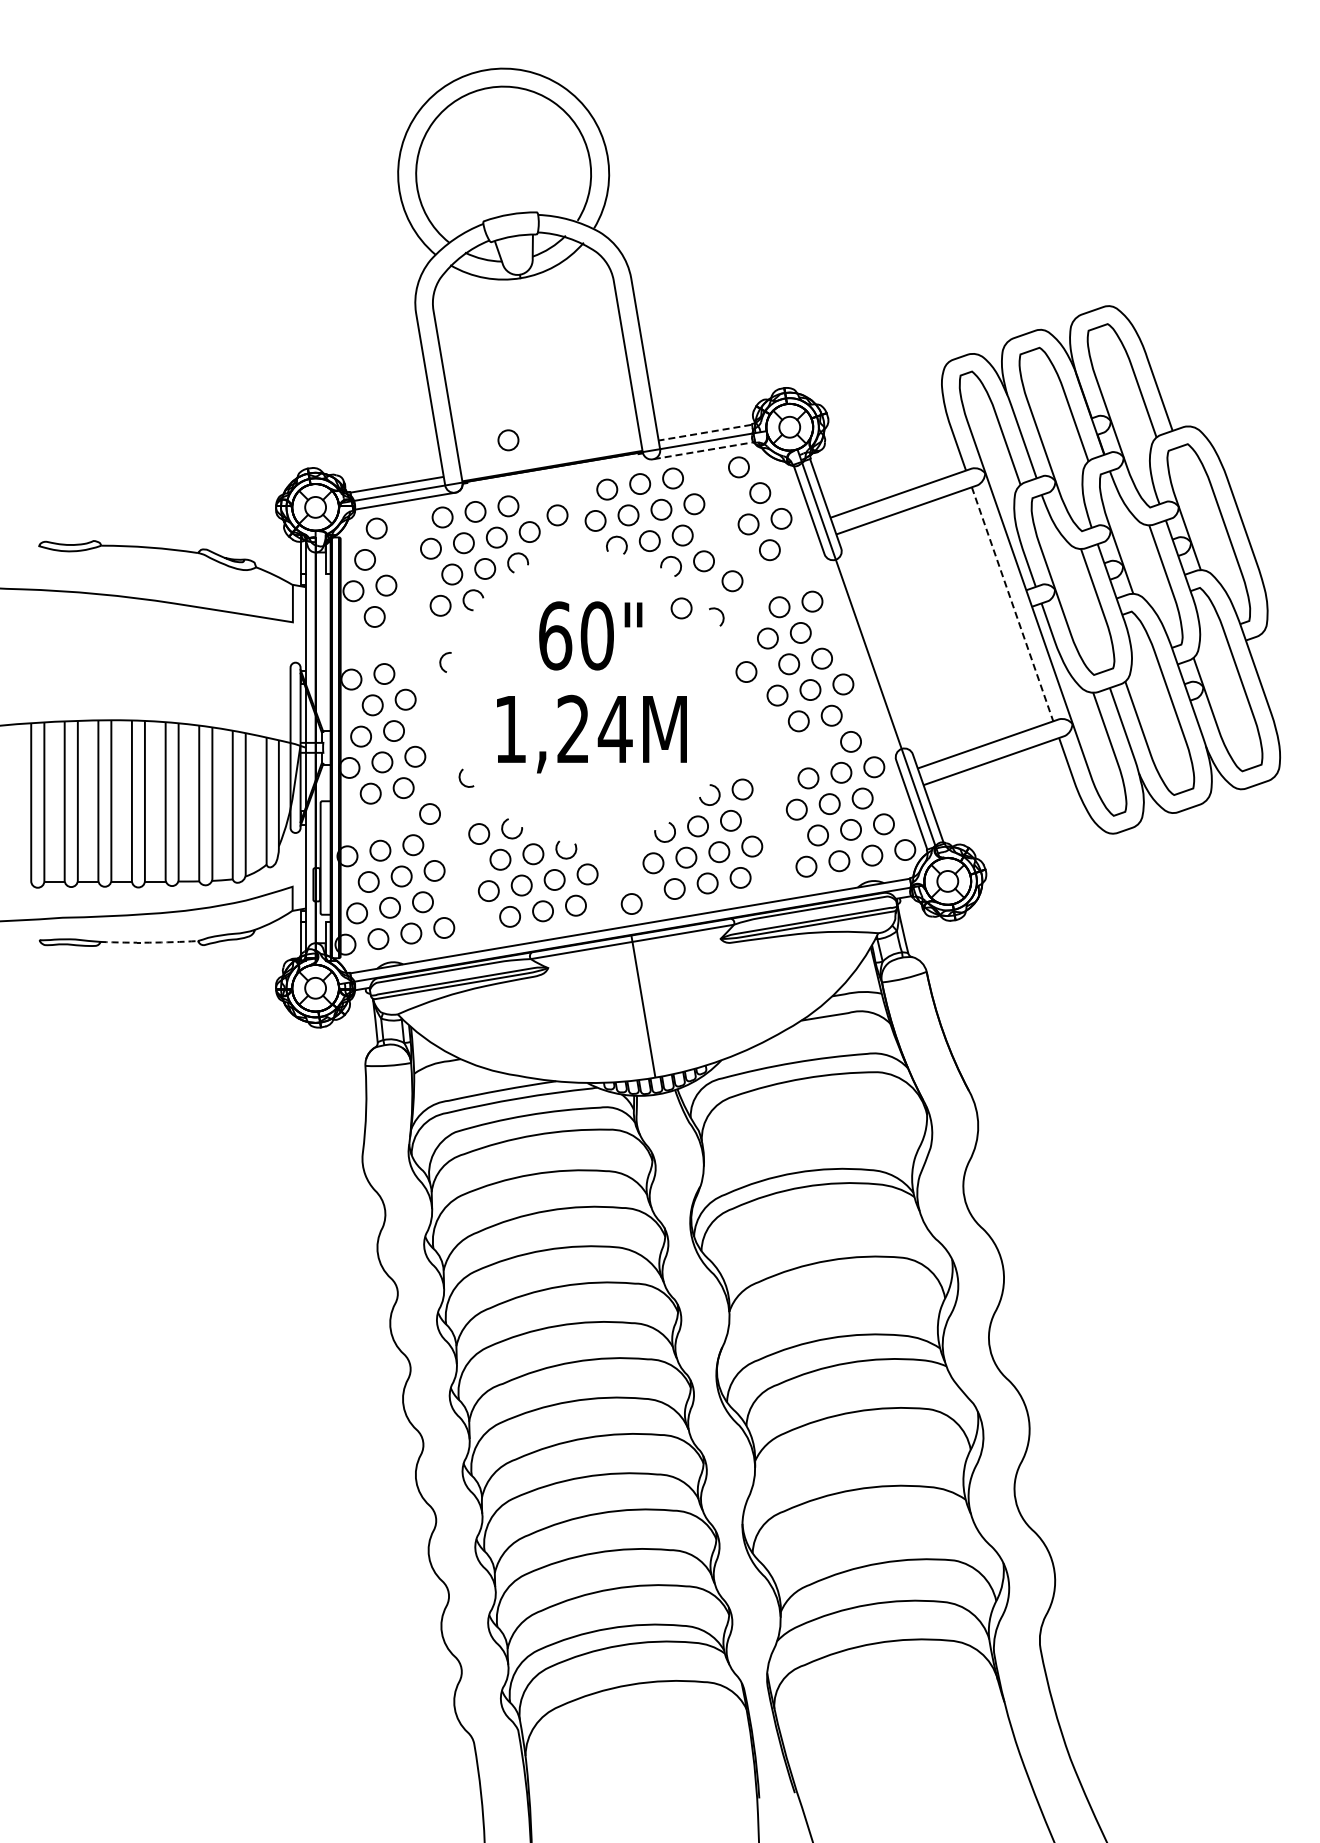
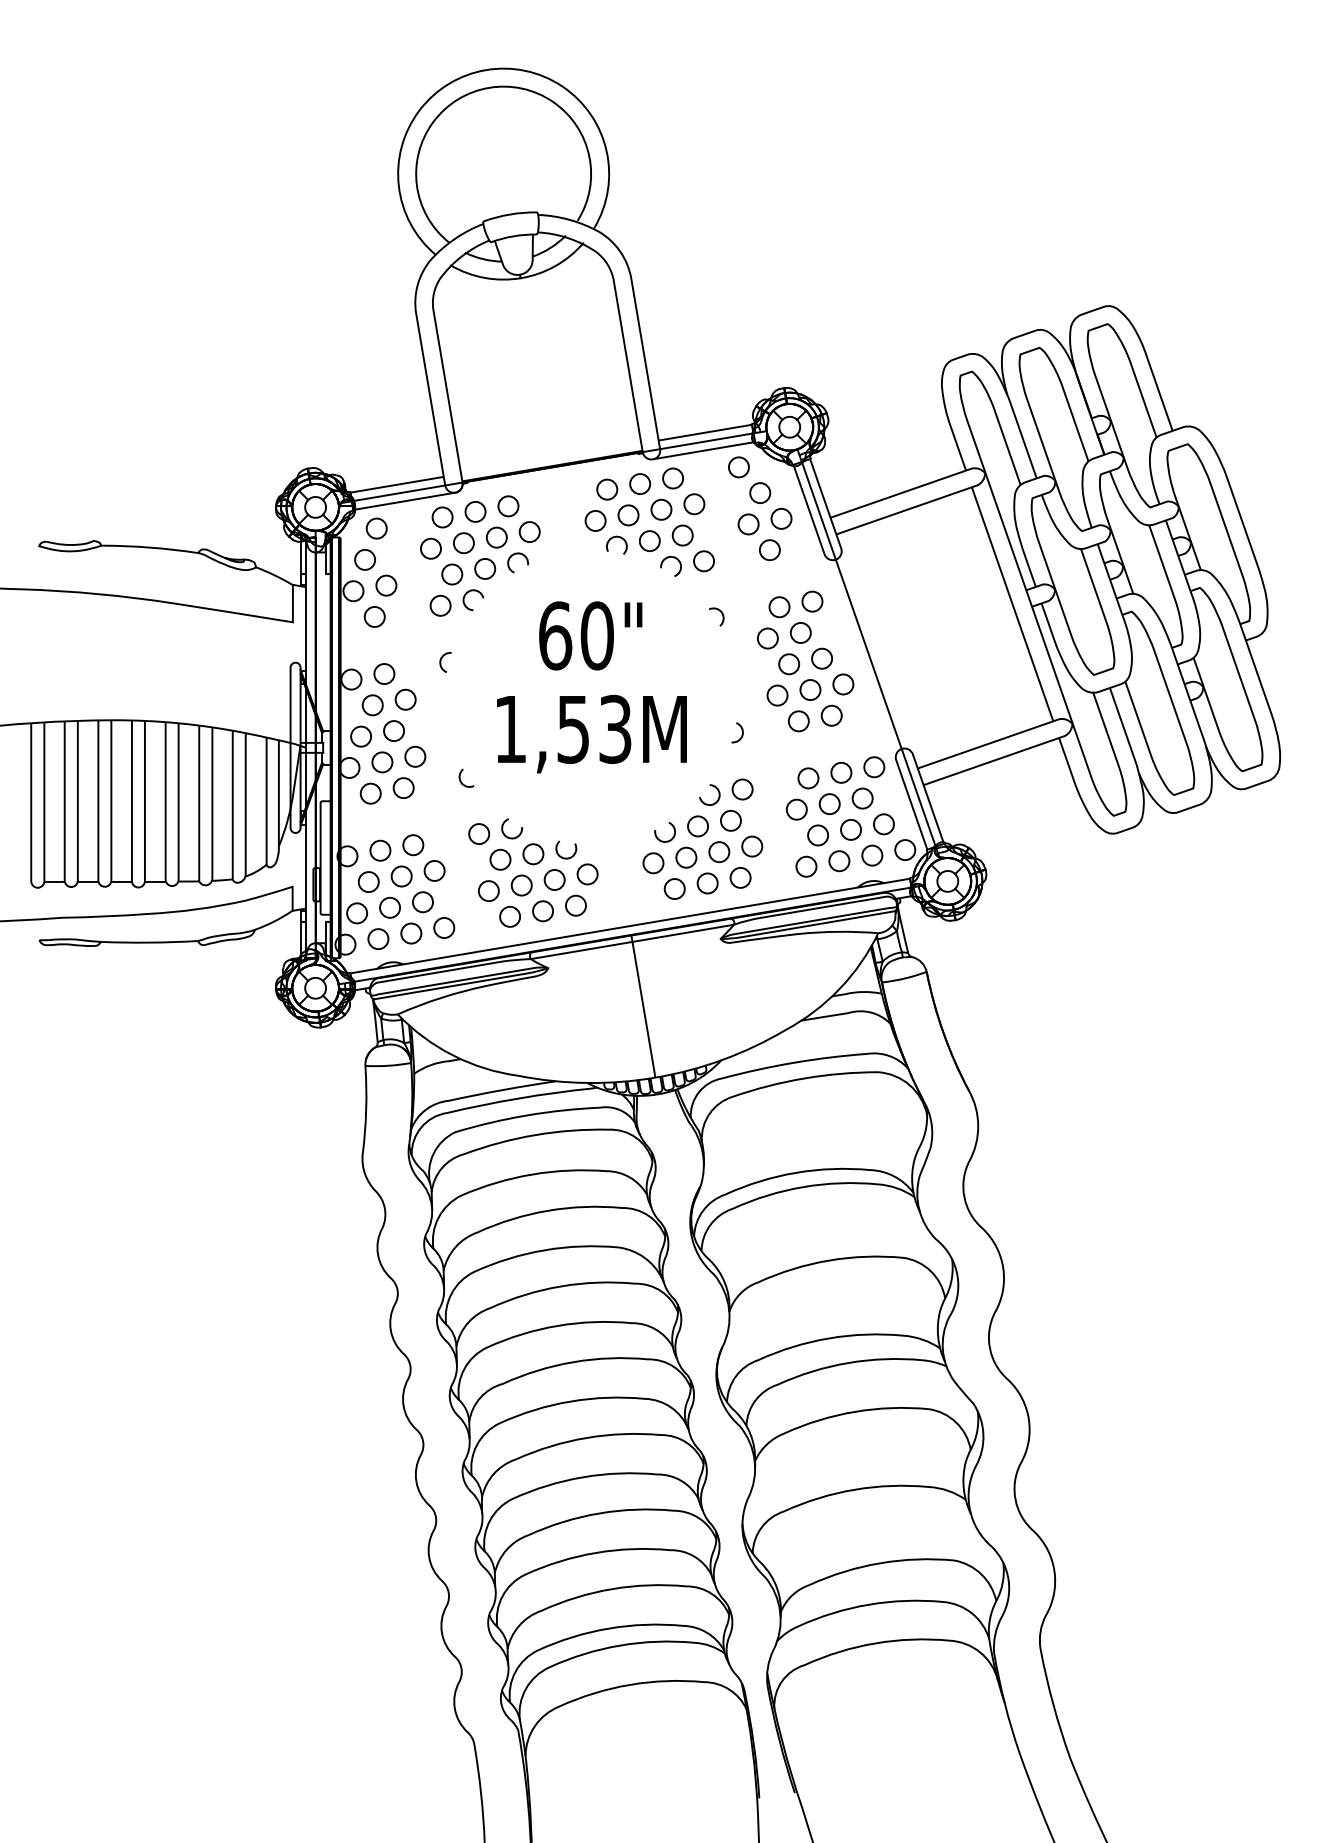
line: dashed -> solid (754, 437)
circle: present -> none (508, 440)
circle: present -> none (557, 515)
circle: present -> none (732, 581)
line: dashed -> solid (1012, 604)
circle: present -> none (681, 608)
circle: present -> none (746, 671)
text: 1,24M -> 1,53M (594, 729)
arc: none -> present (741, 731)
circle: present -> none (850, 741)
circle: present -> none (429, 813)
circle: present -> none (631, 903)
line: dashed -> solid (149, 942)
